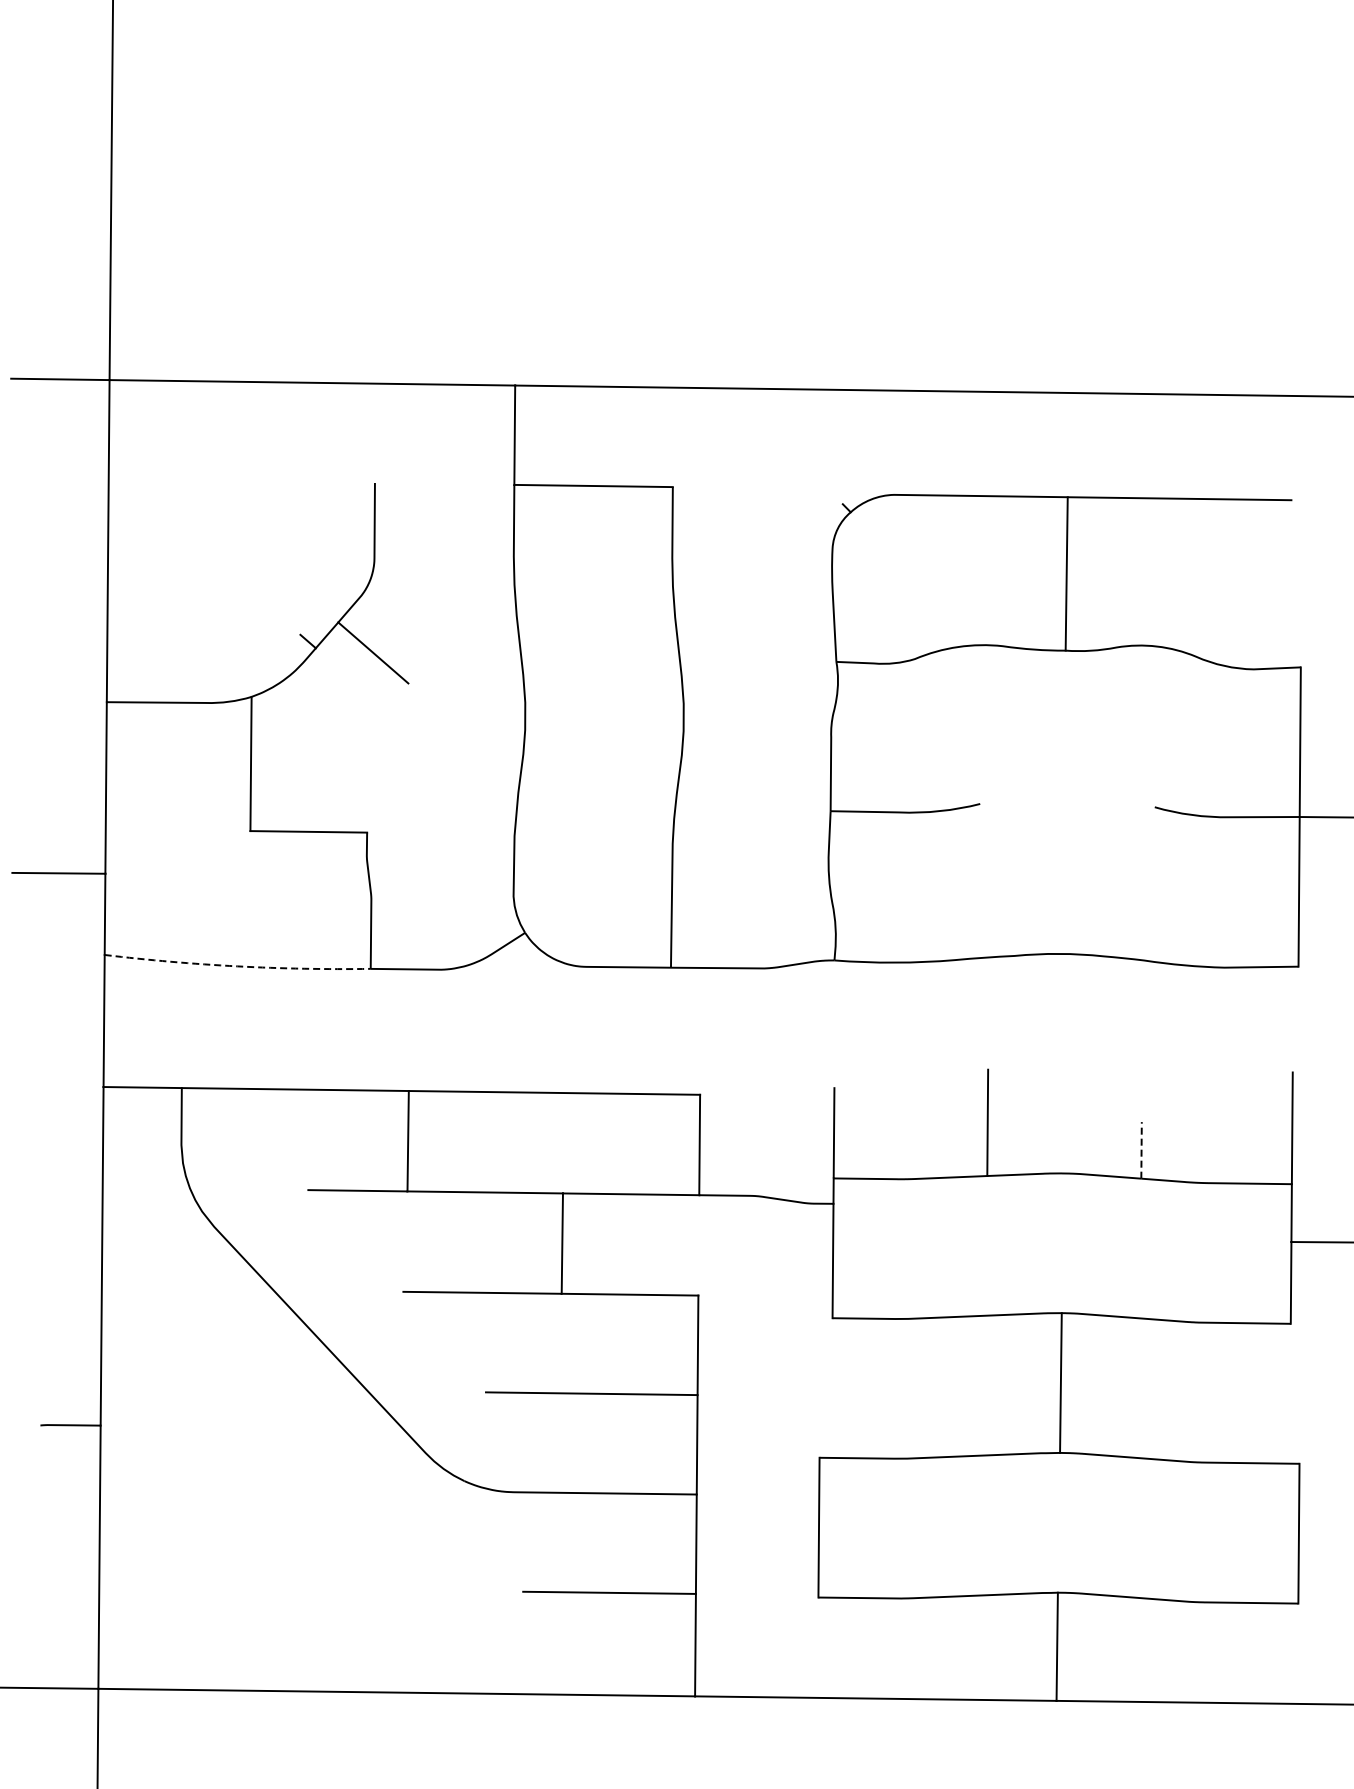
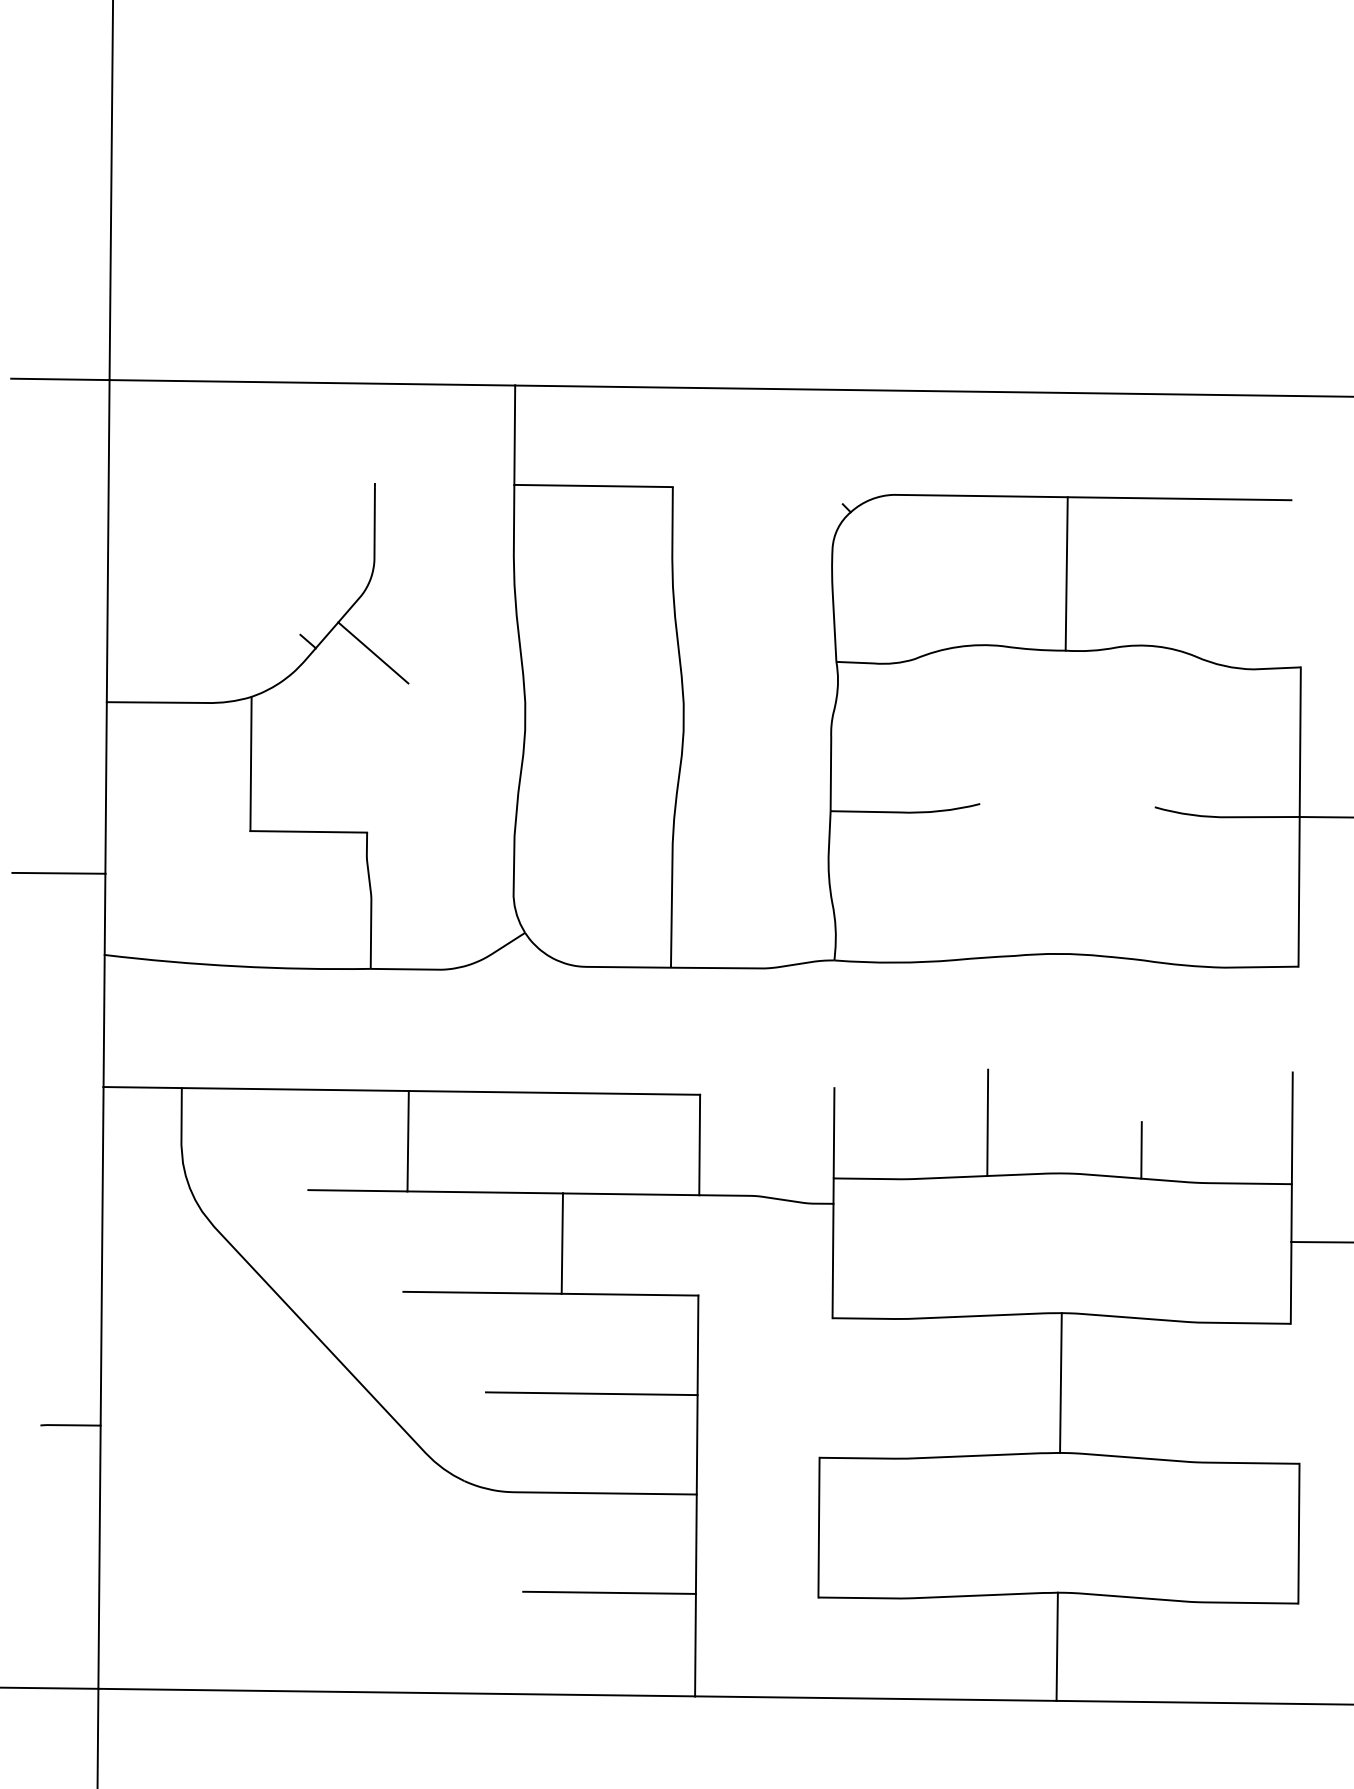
arc: dashed -> solid (237, 966)
line: dashed -> solid (1141, 1149)
